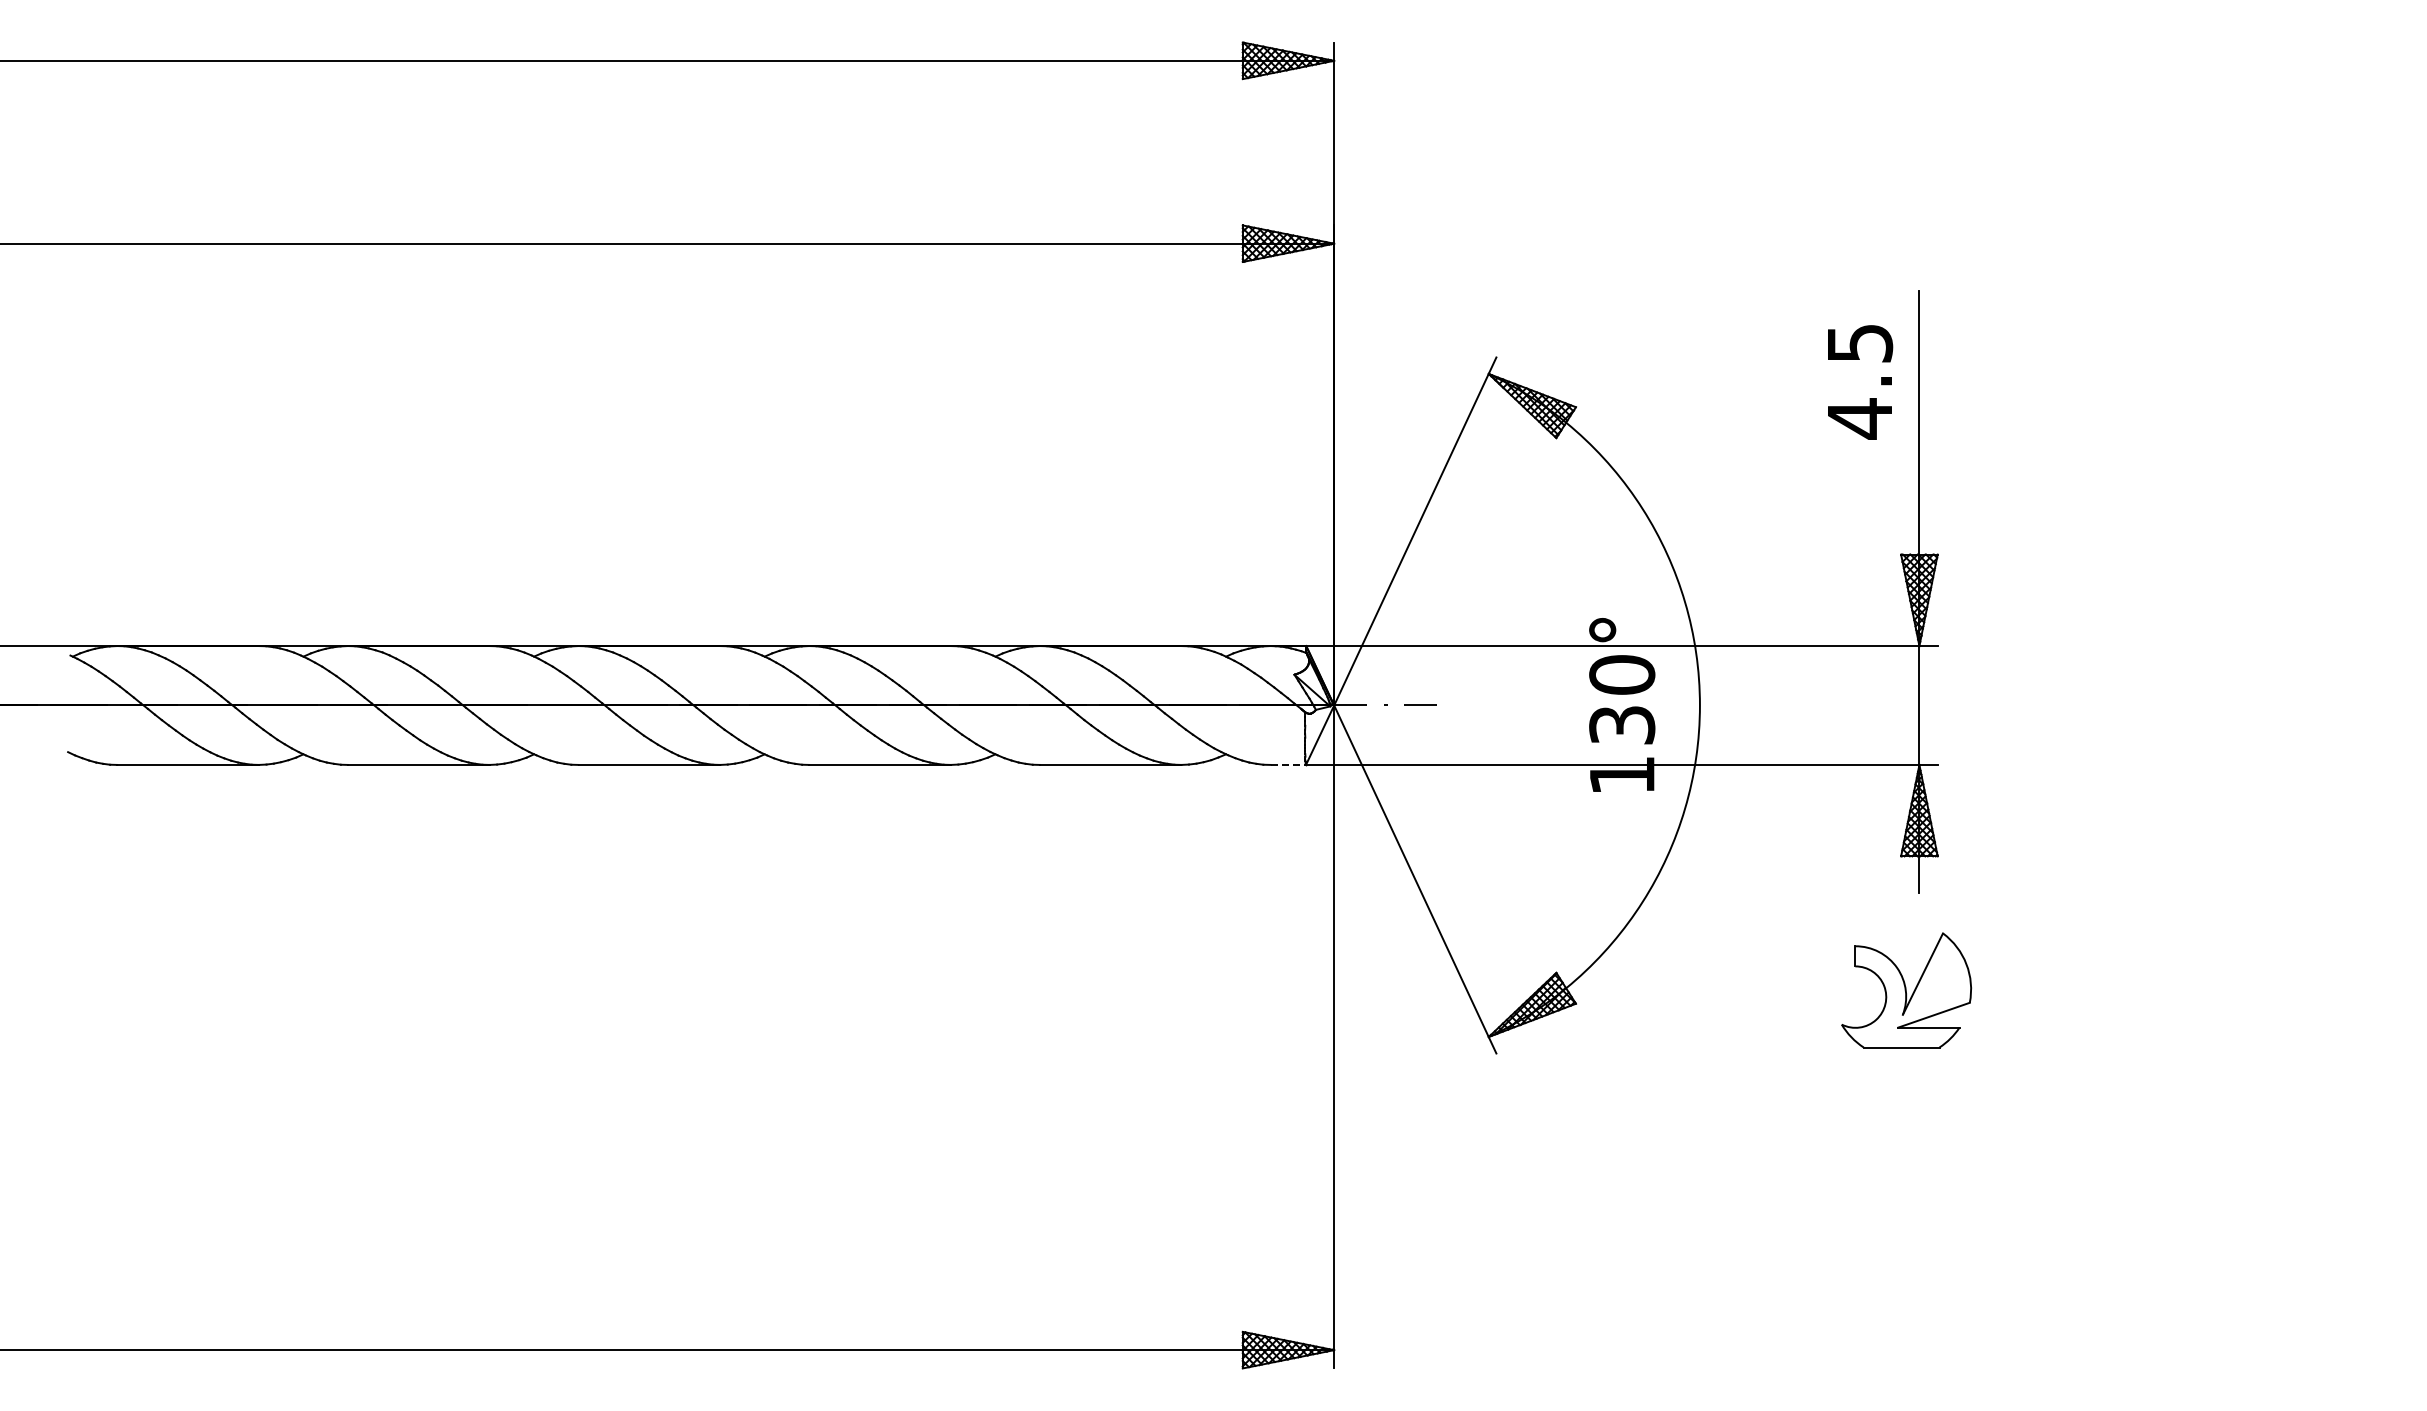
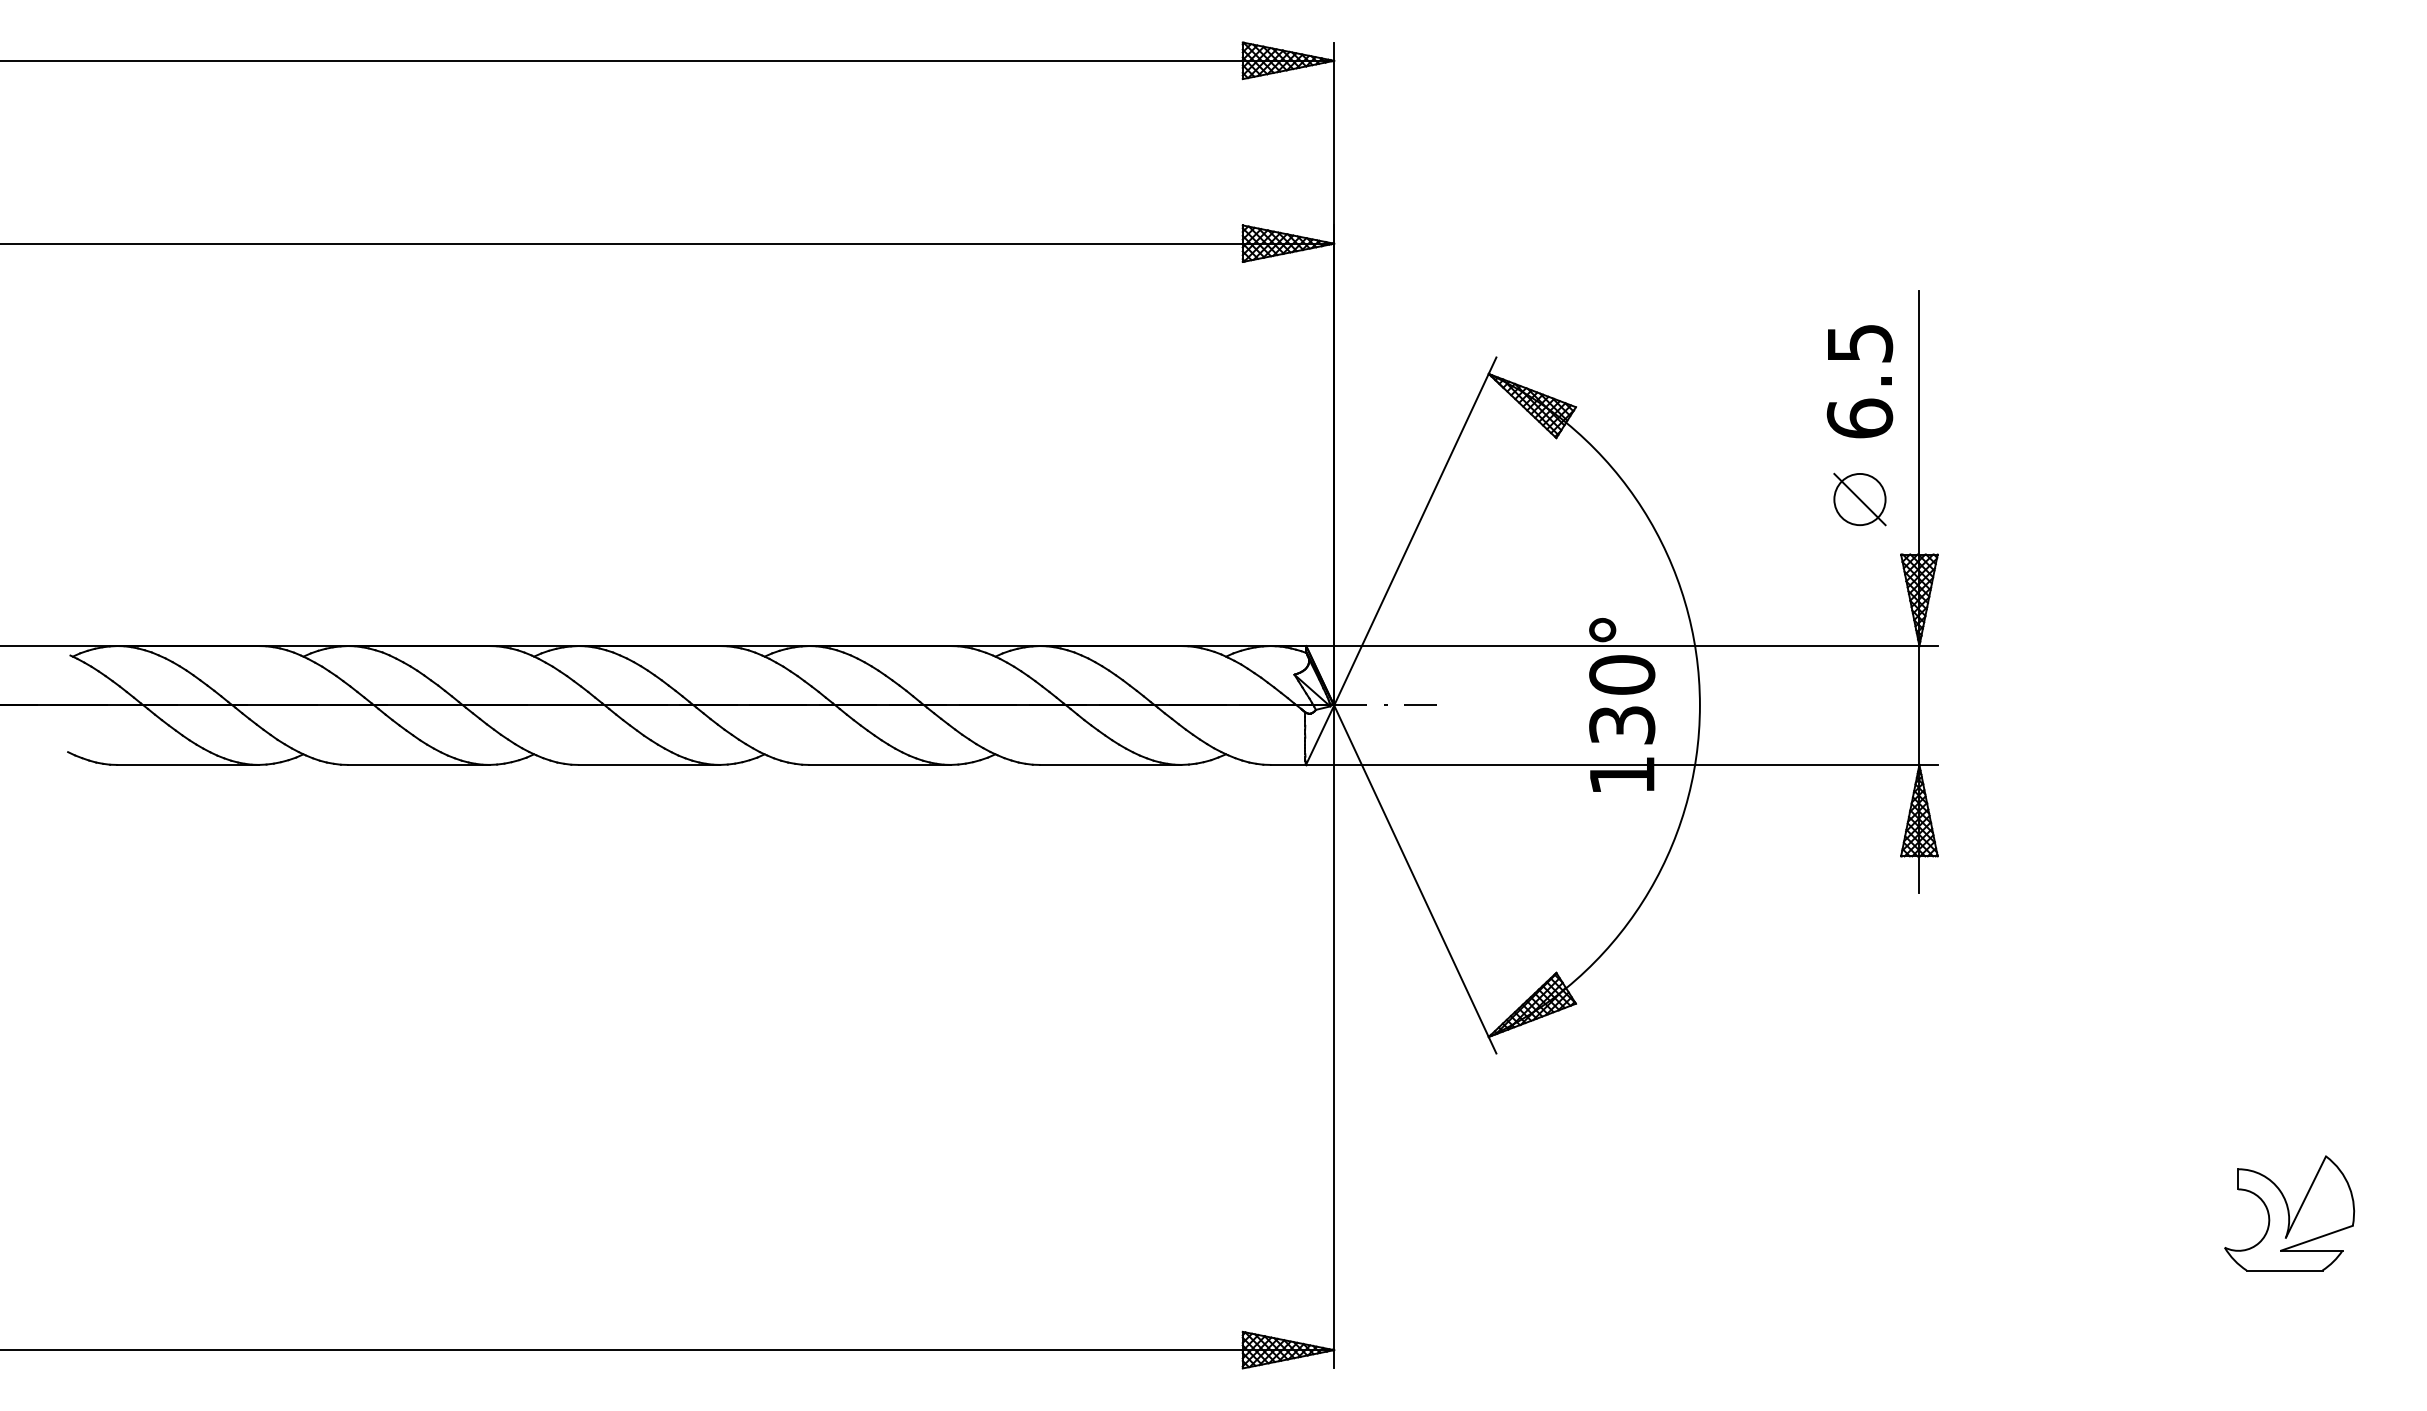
text: 4.5 -> 6.5 (1859, 418)
part: none -> present (1859, 499)
line: dashed -> solid (1288, 764)
part position: (1906, 990) -> (2289, 1213) (2289, 1213)
